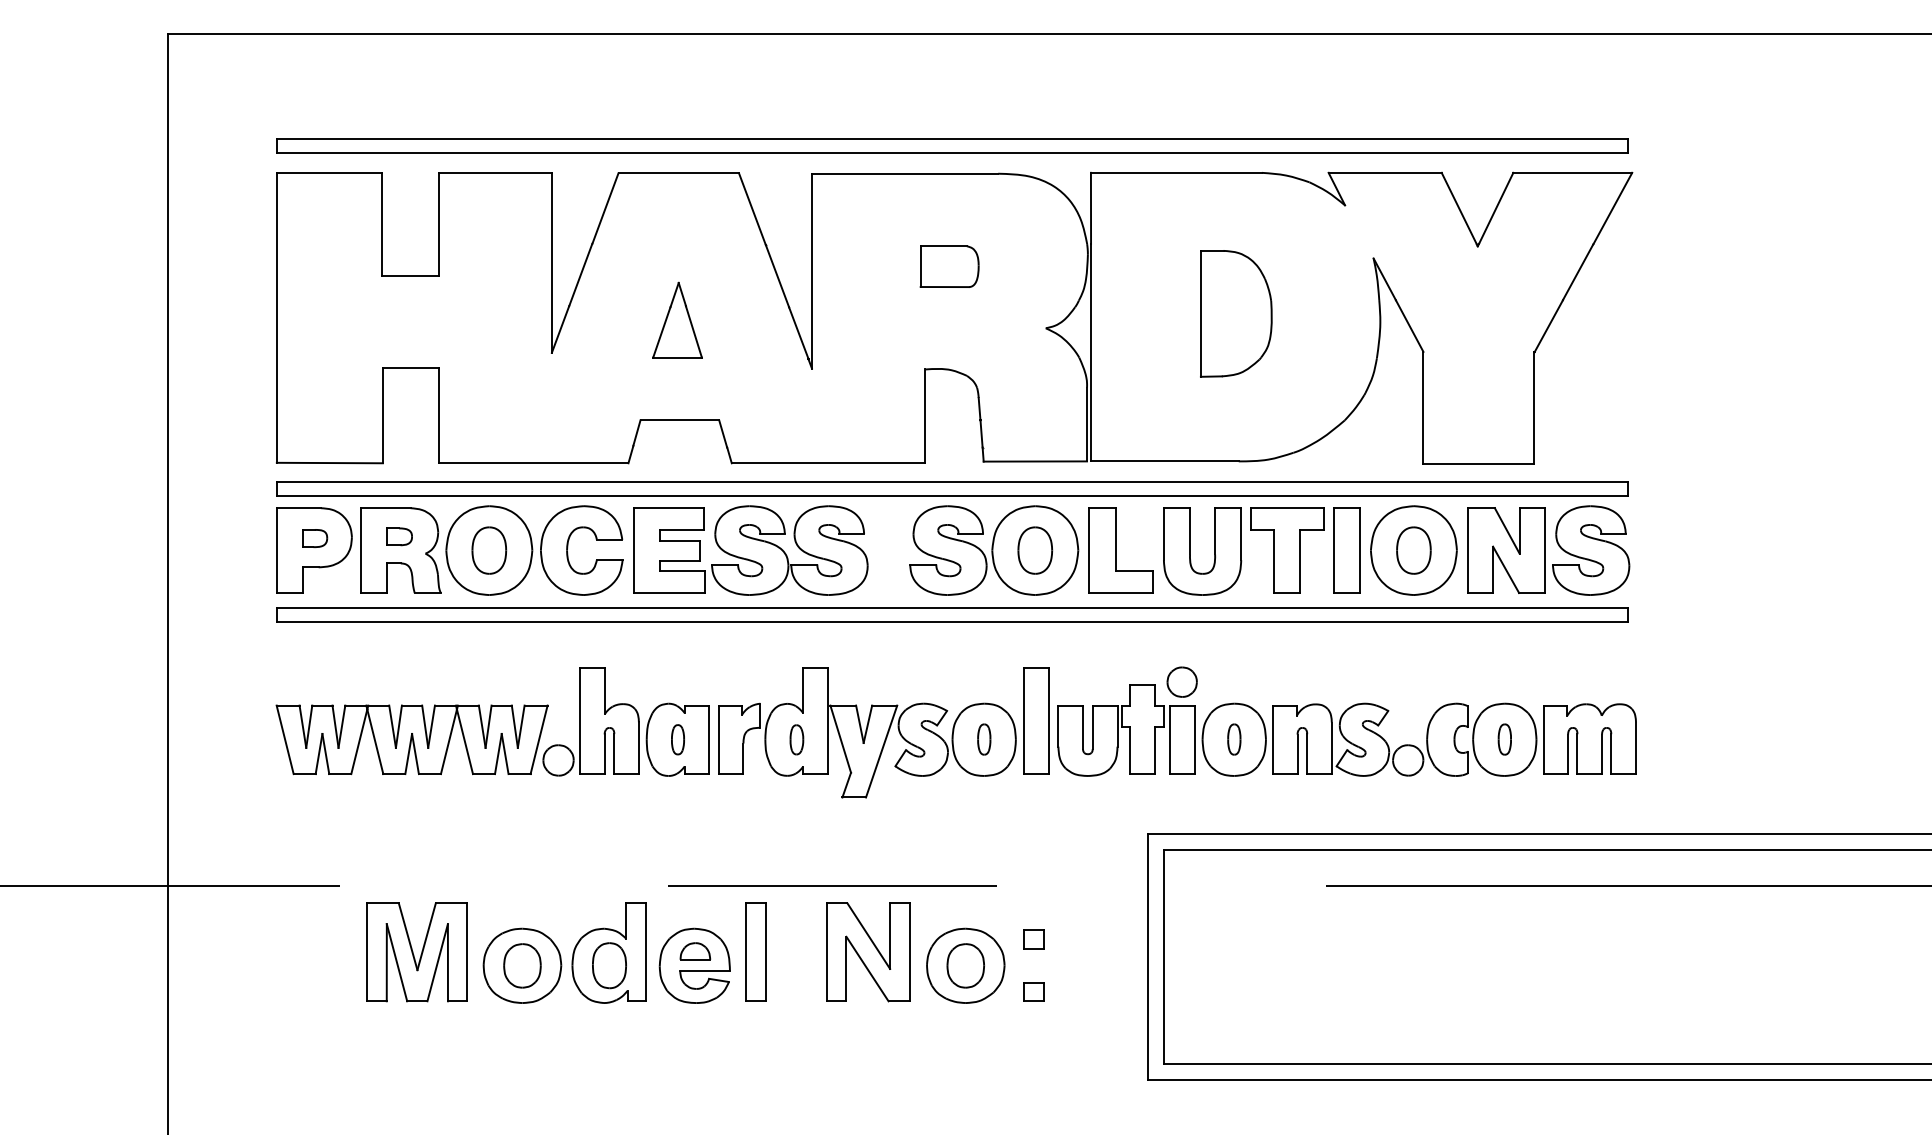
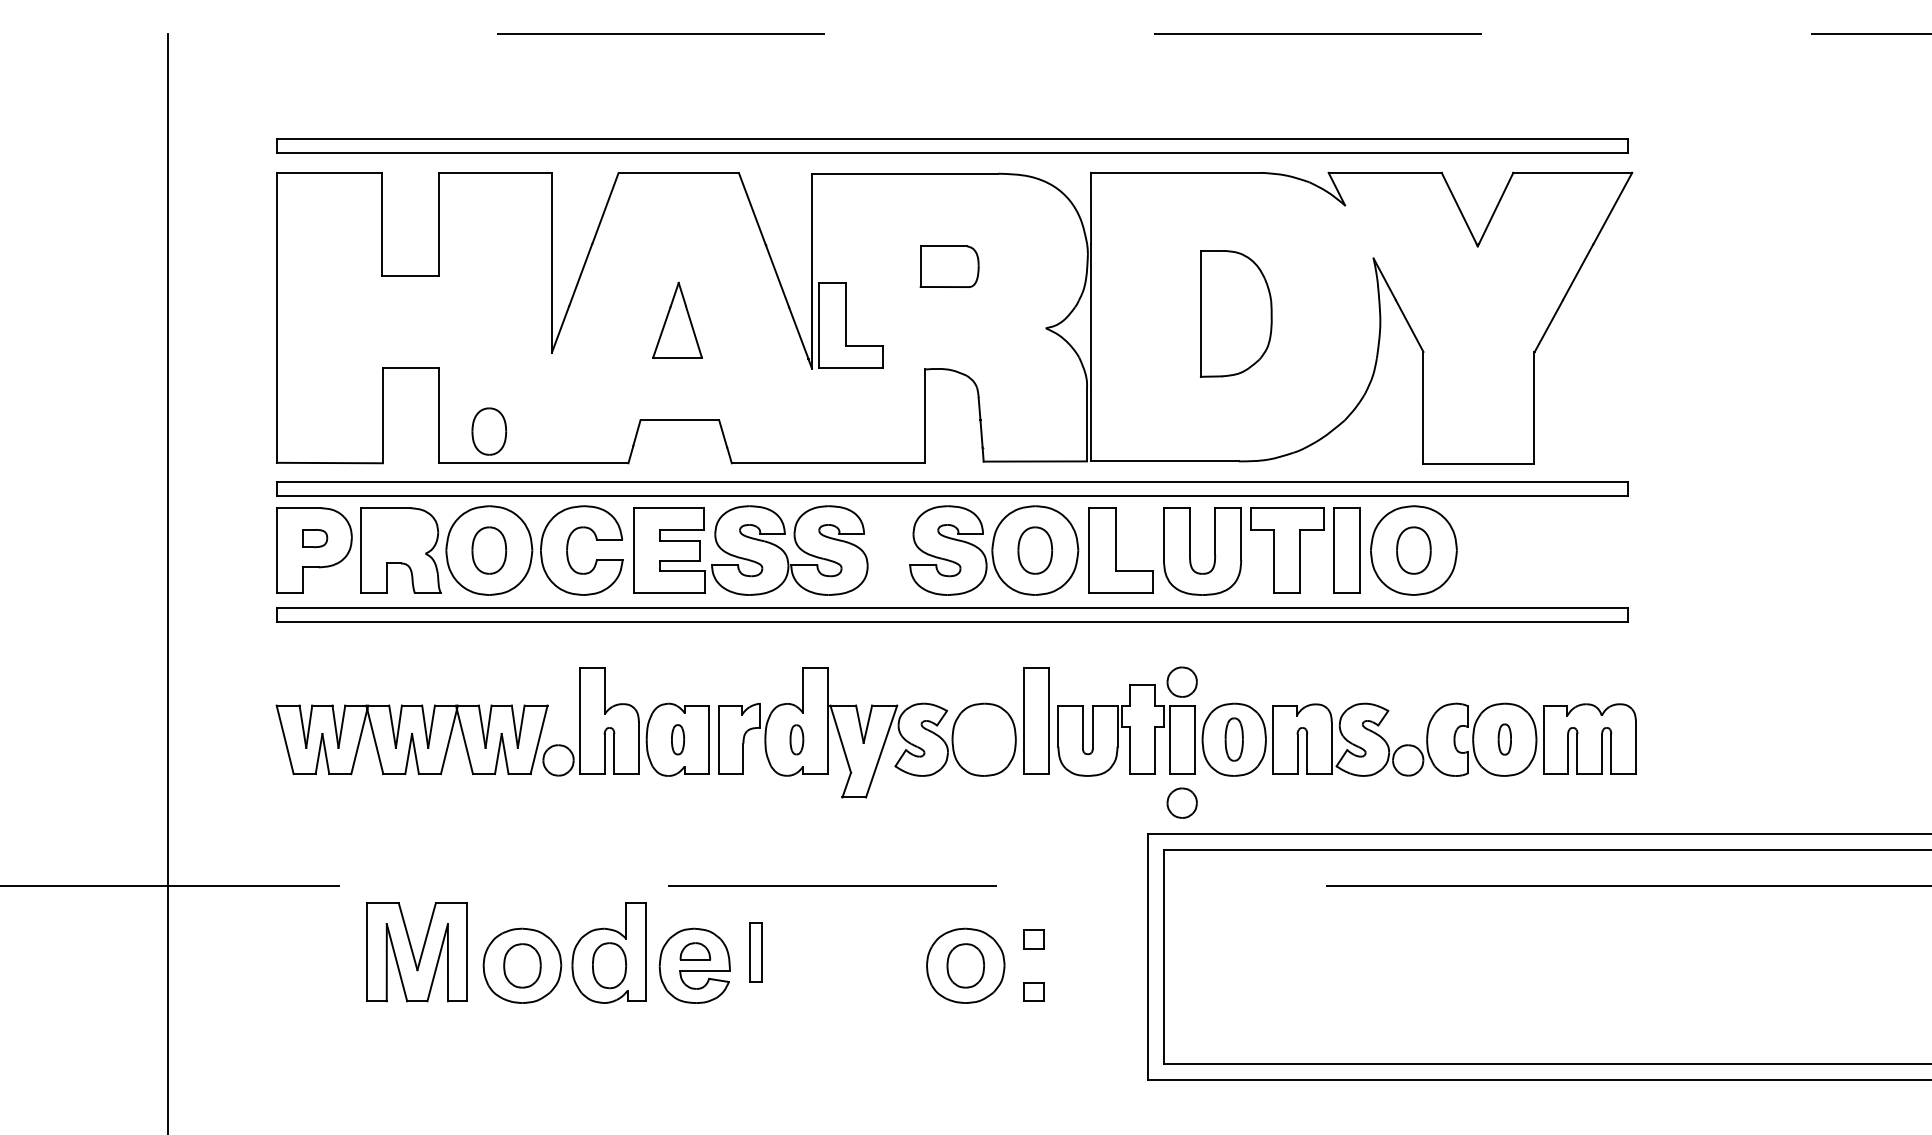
line: solid -> dashed (1049, 34)
part: none -> present (850, 325)
part: none -> present (489, 431)
part: present -> none (399, 536)
part: present -> none (1548, 550)
part: present -> none (984, 739)
part size: 15x33 px -> 20x45 px (1233, 739)
part: none -> present (1181, 802)
part size: 22x100 px -> 14x61 px (755, 952)
part: present -> none (868, 952)
